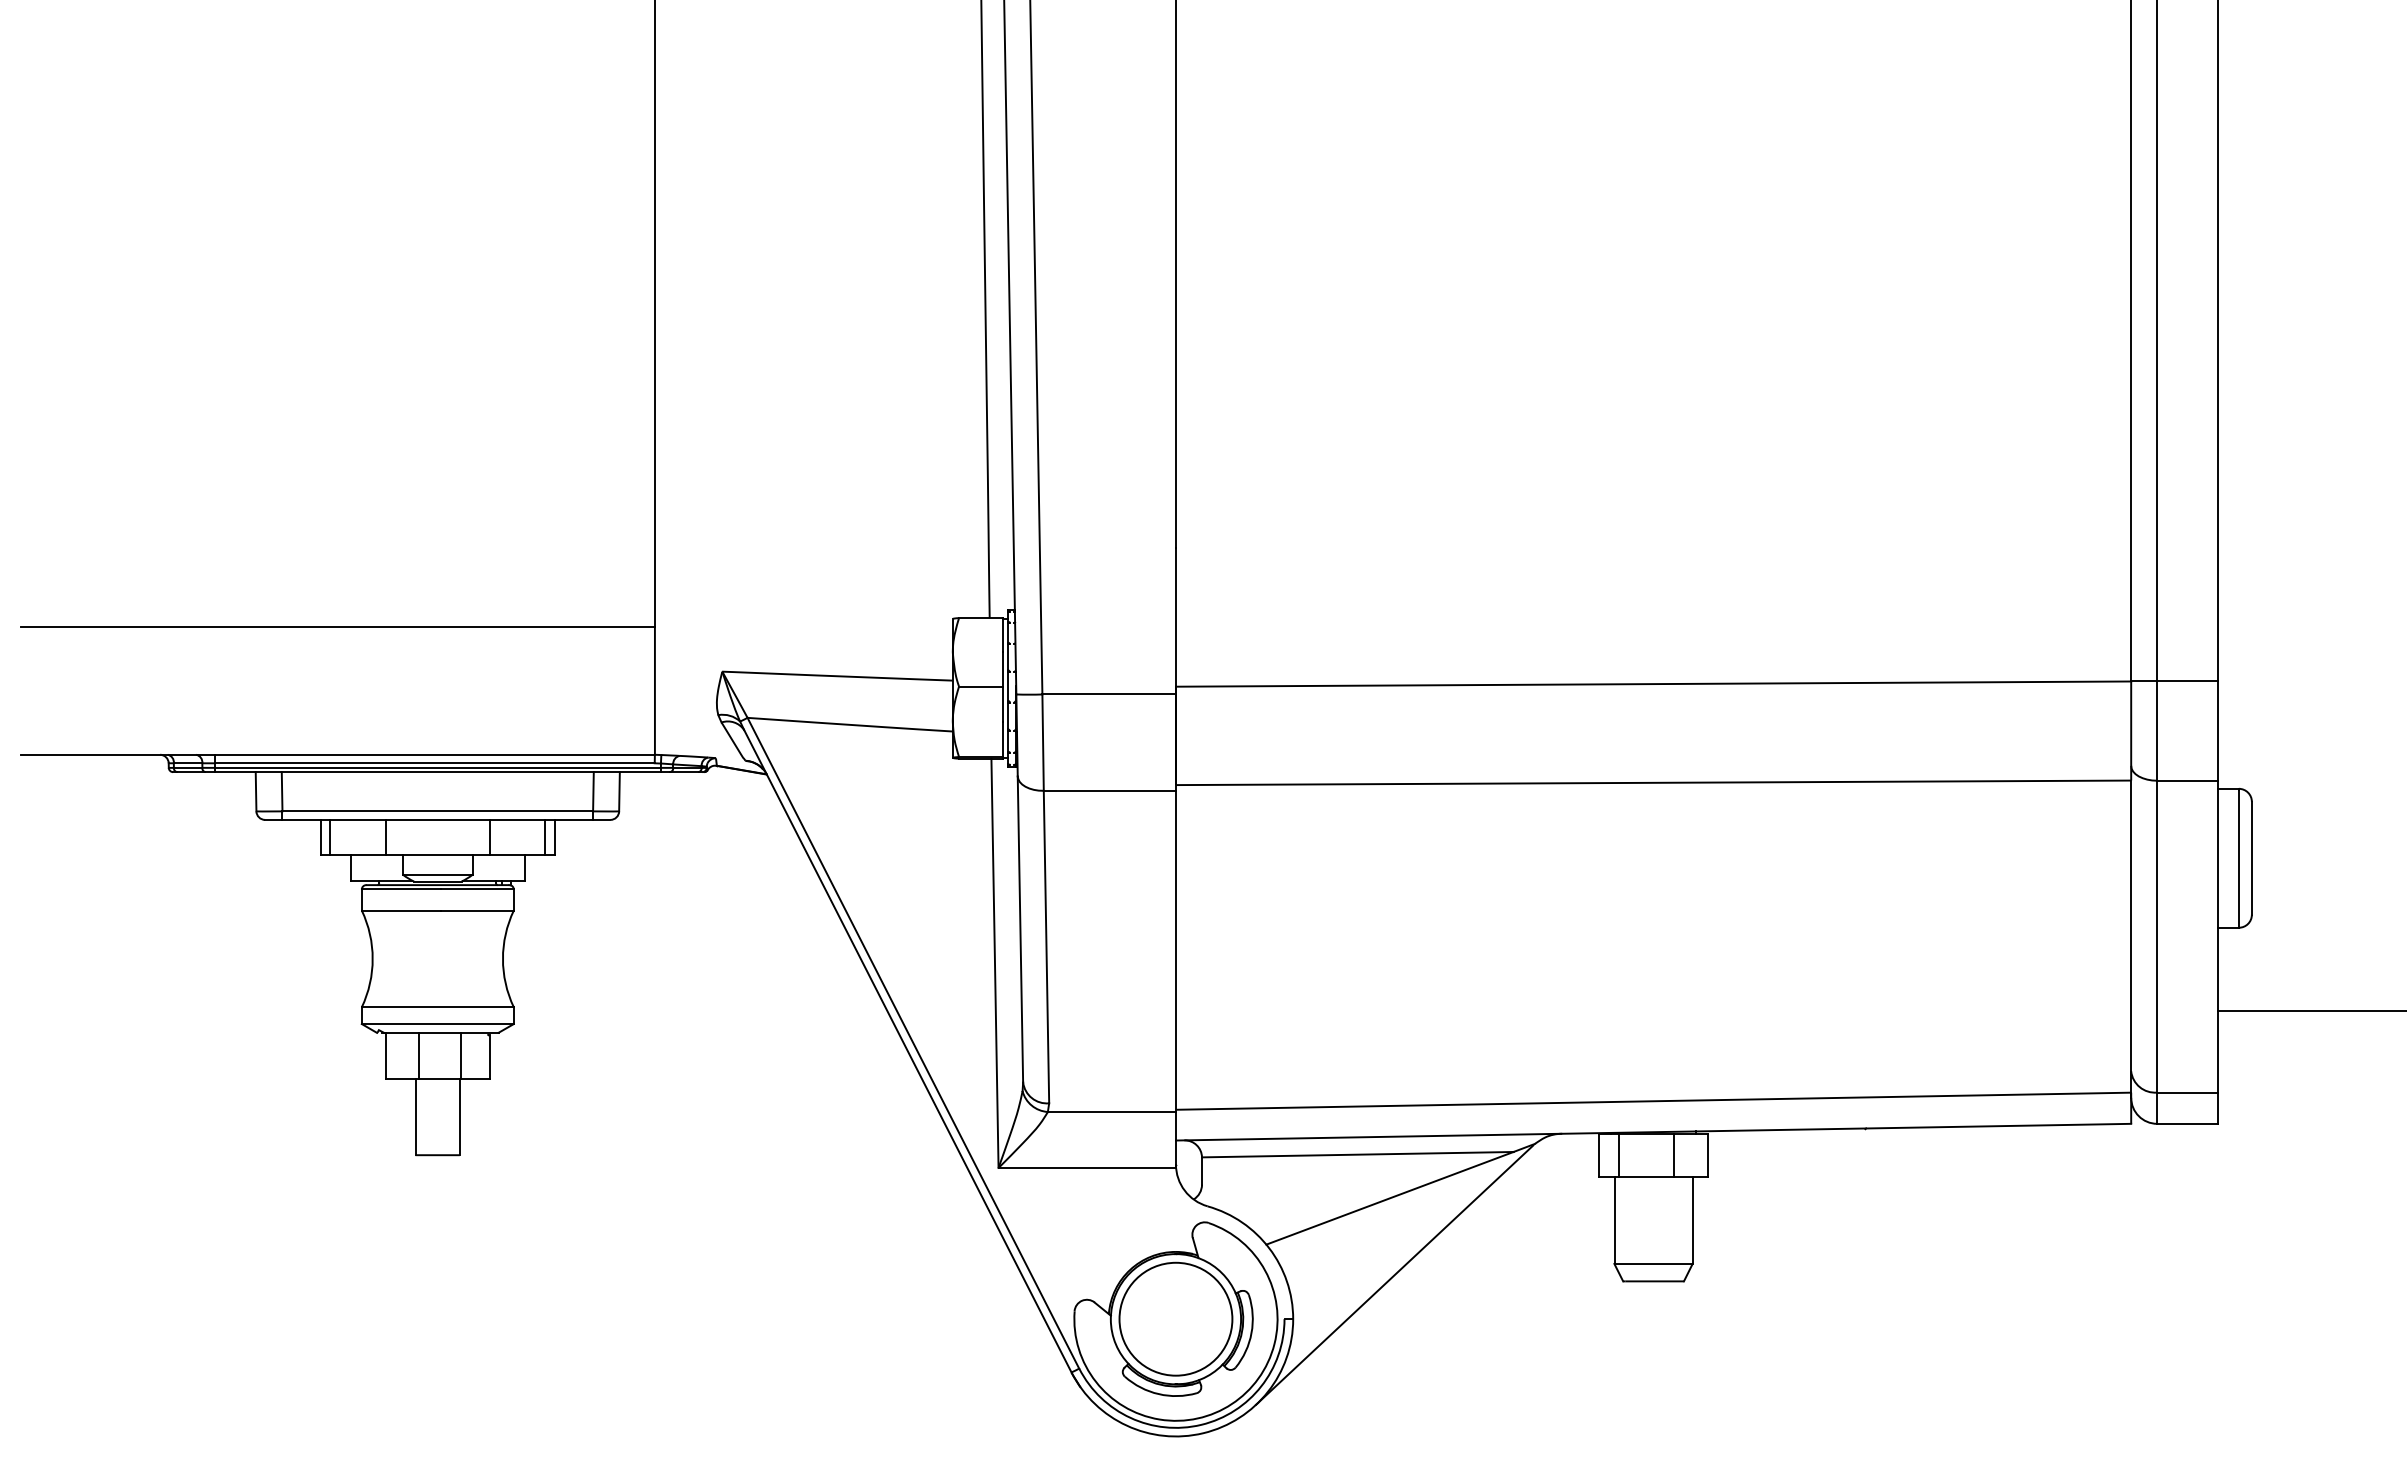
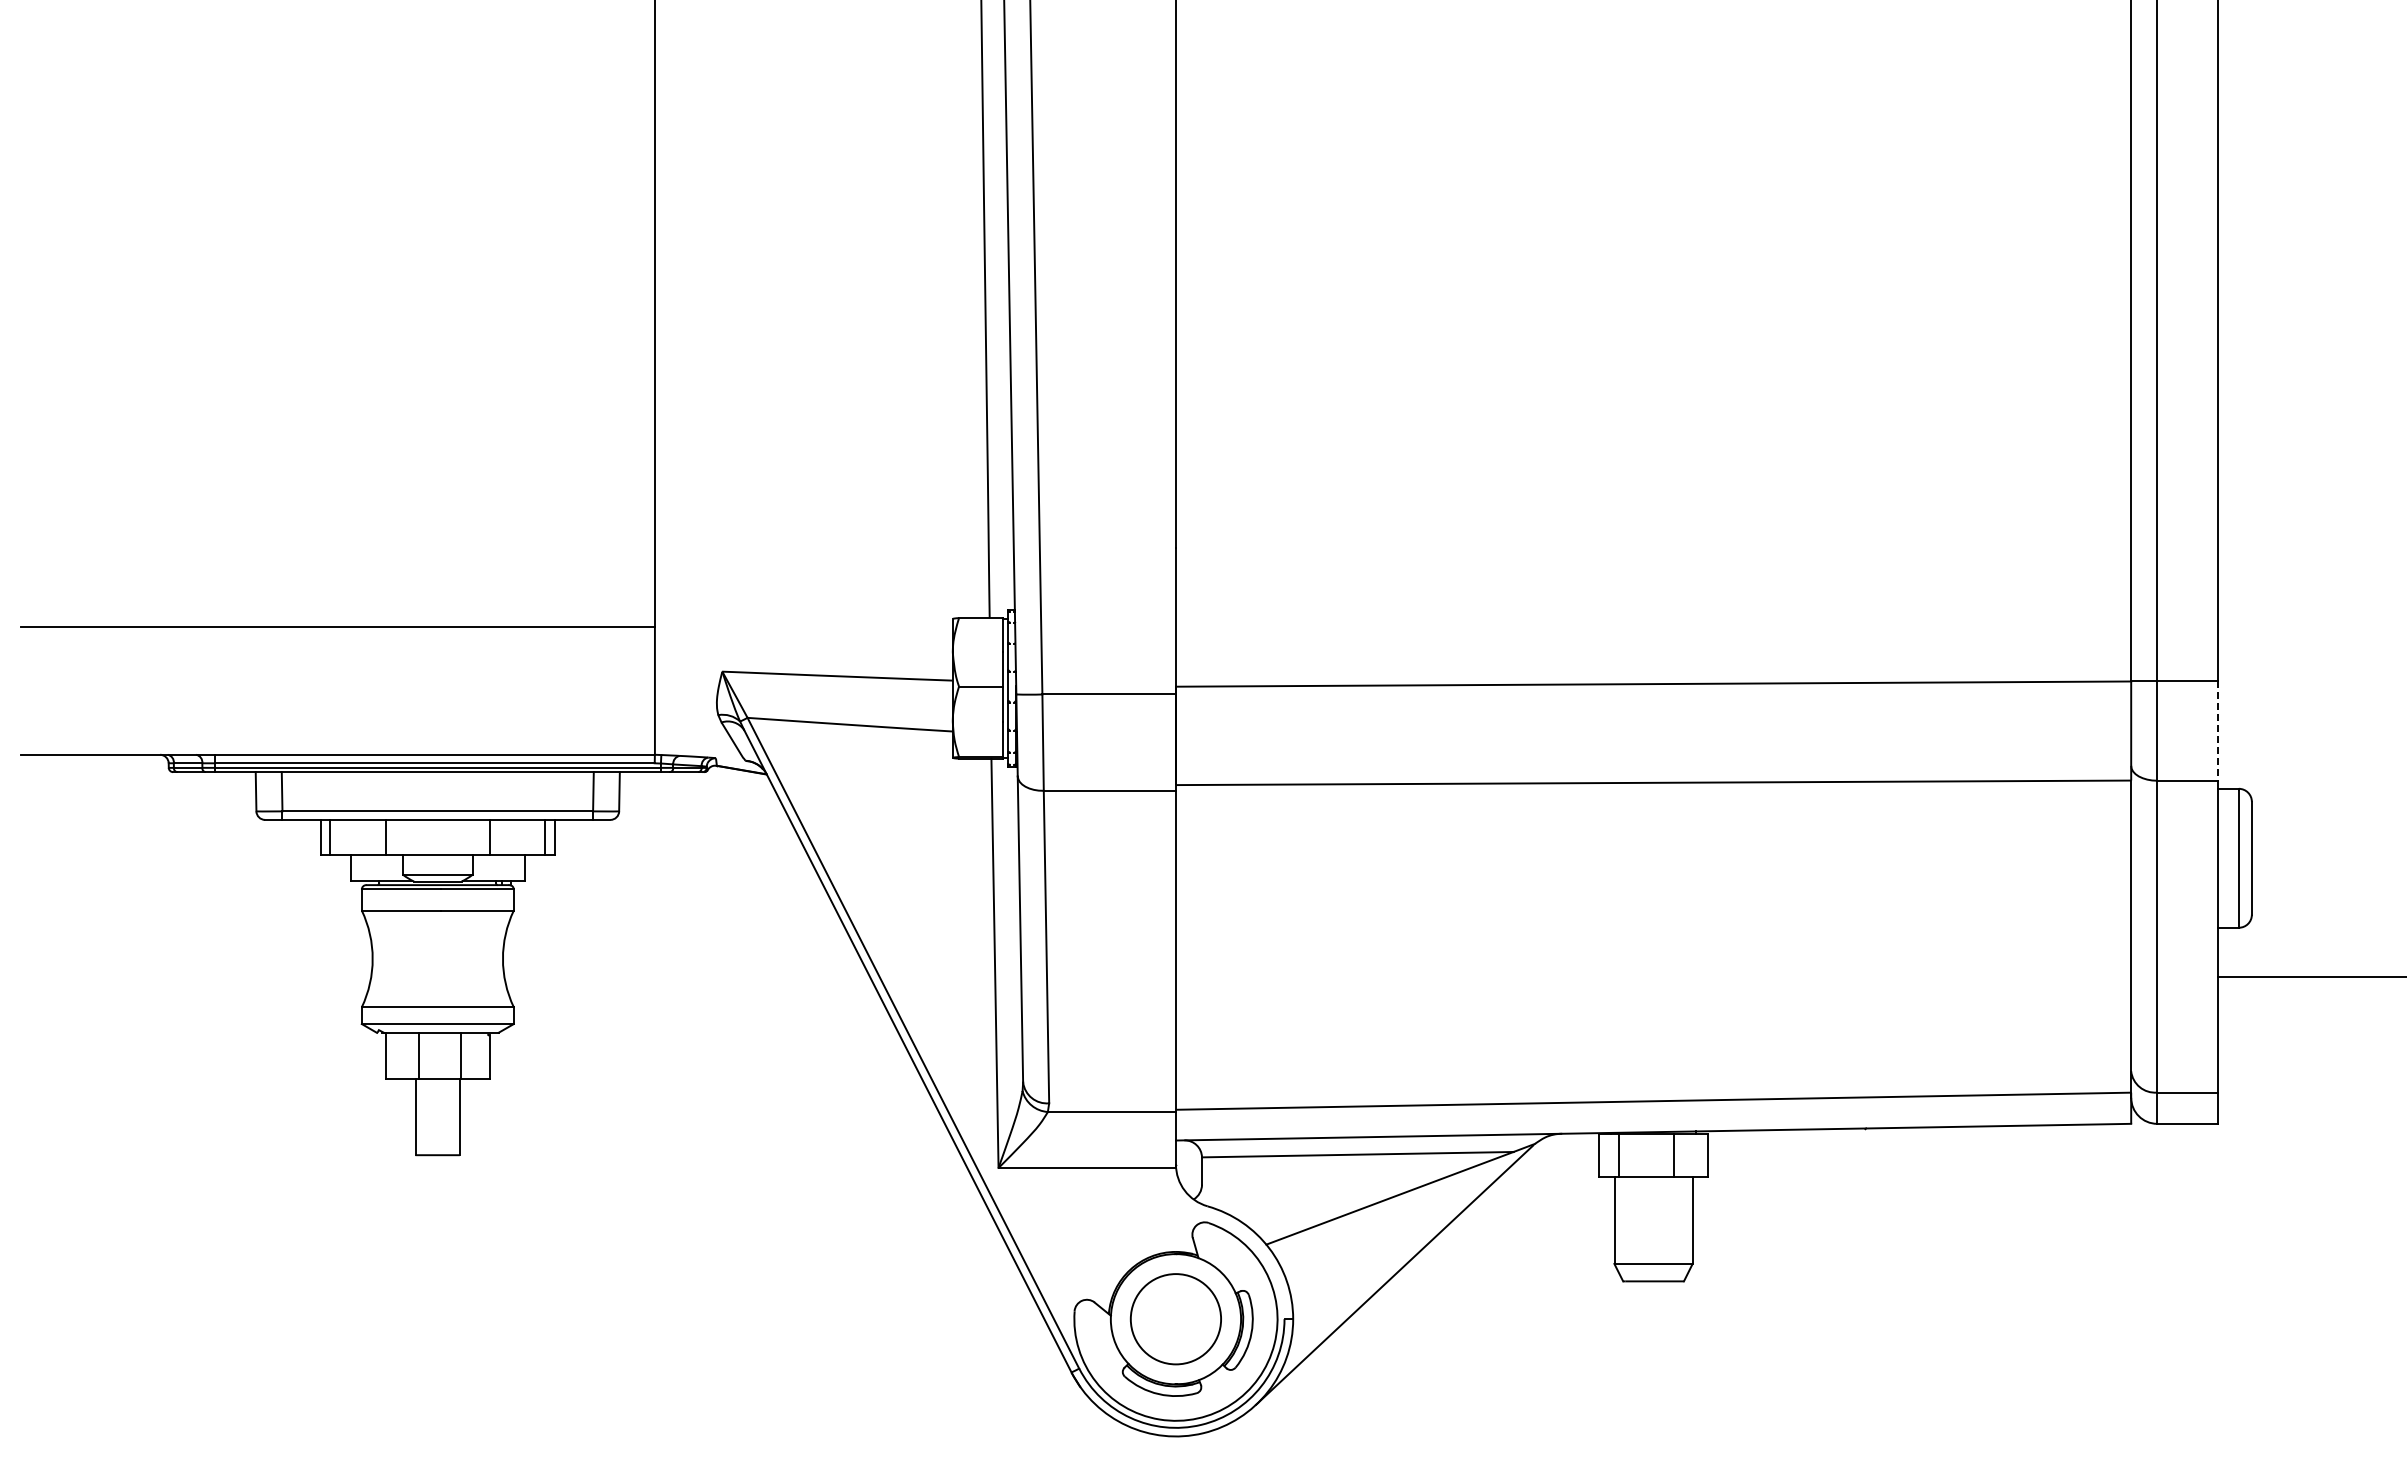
line: solid -> dashed (2218, 731)
line position: (2310, 1010) -> (2310, 976) (2310, 976)
circle diameter: 113 px -> 90 px (1175, 1319)
